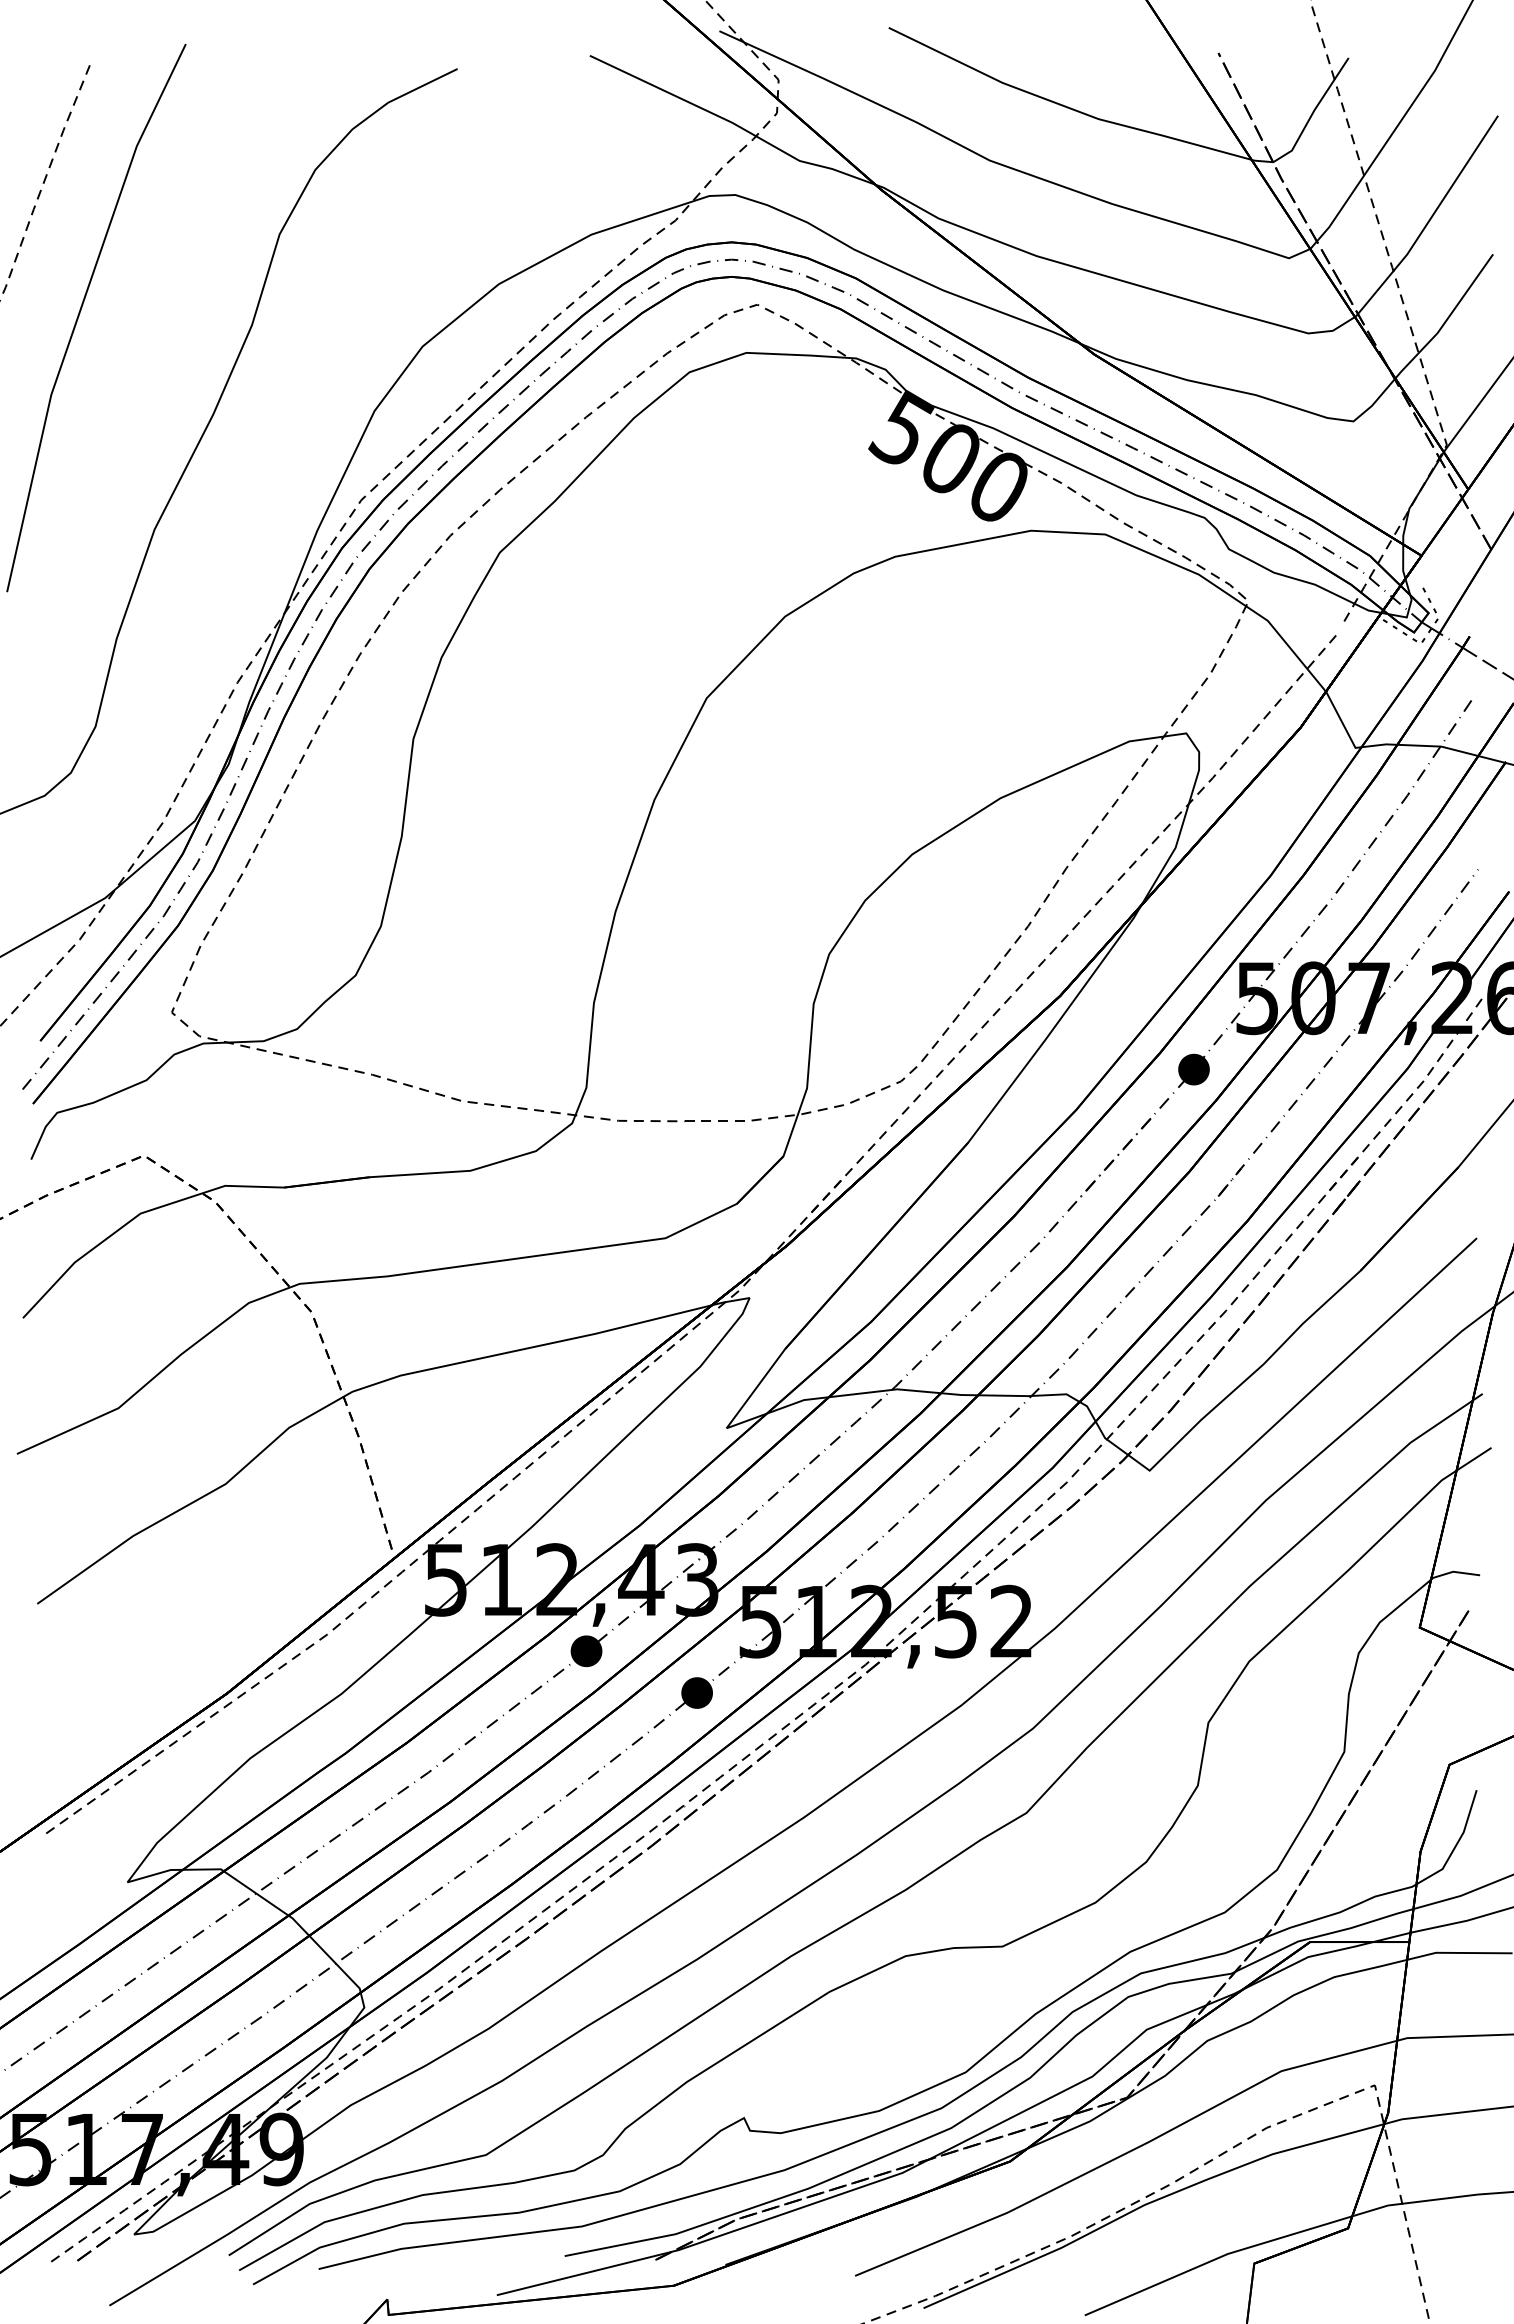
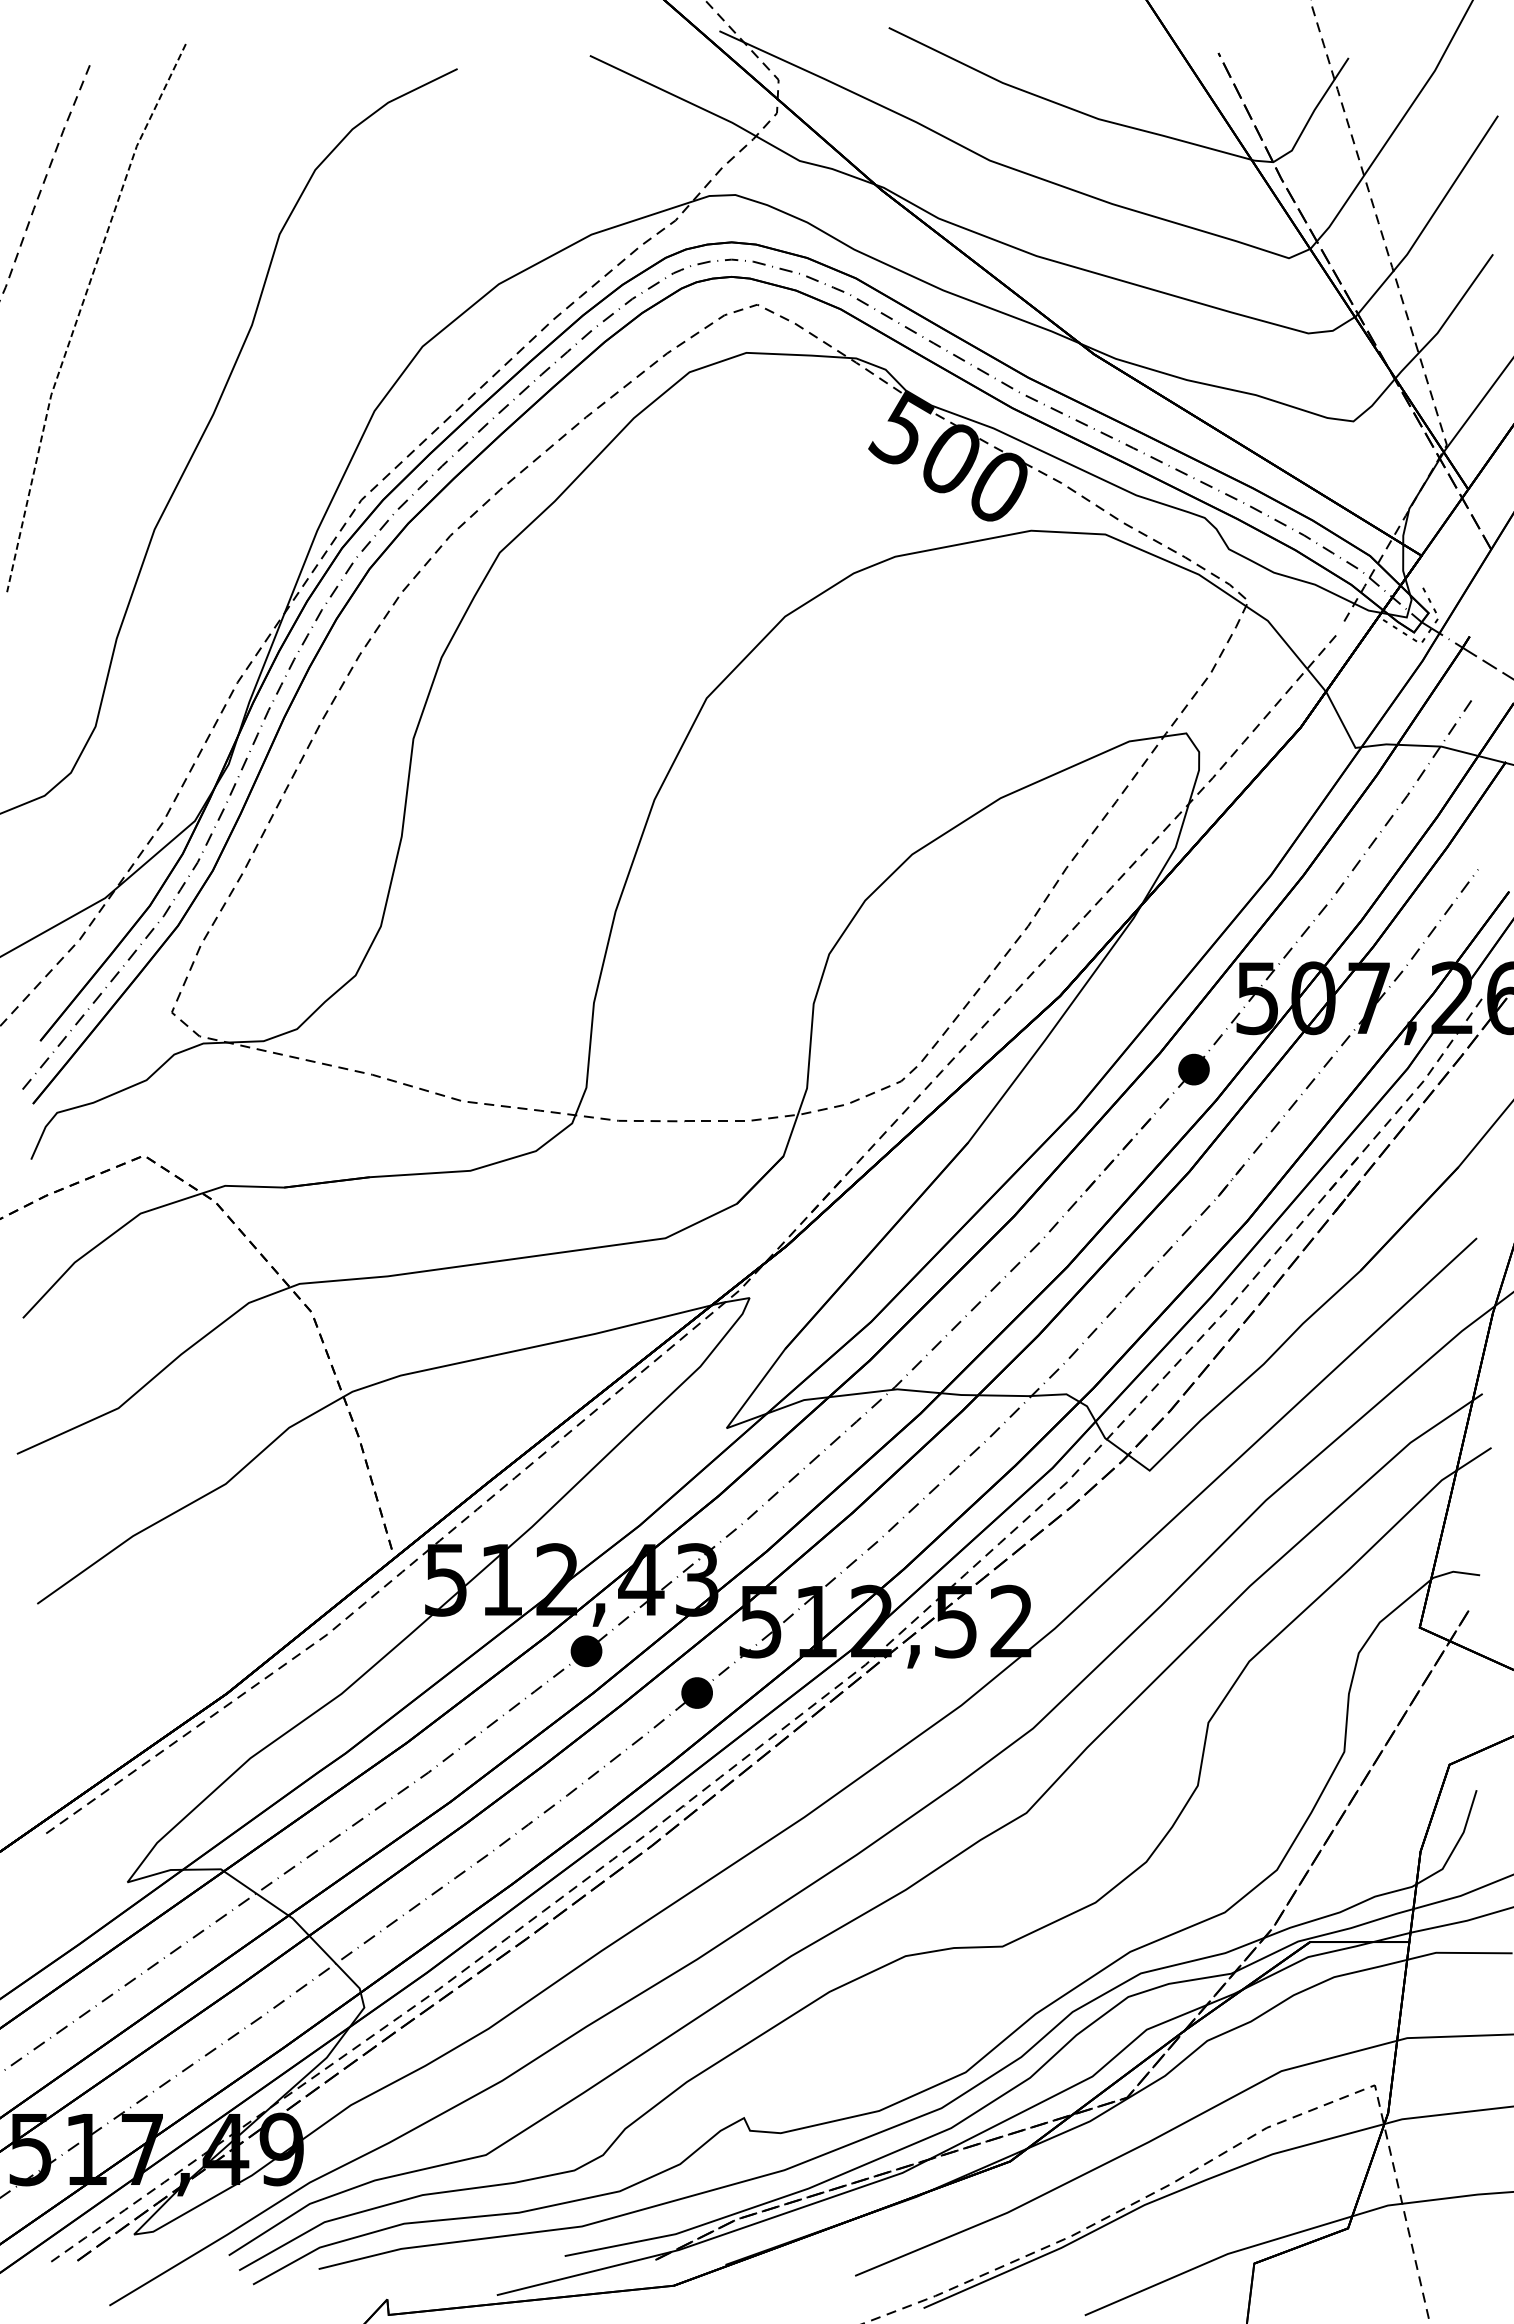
line: solid -> dashed (79, 312)
